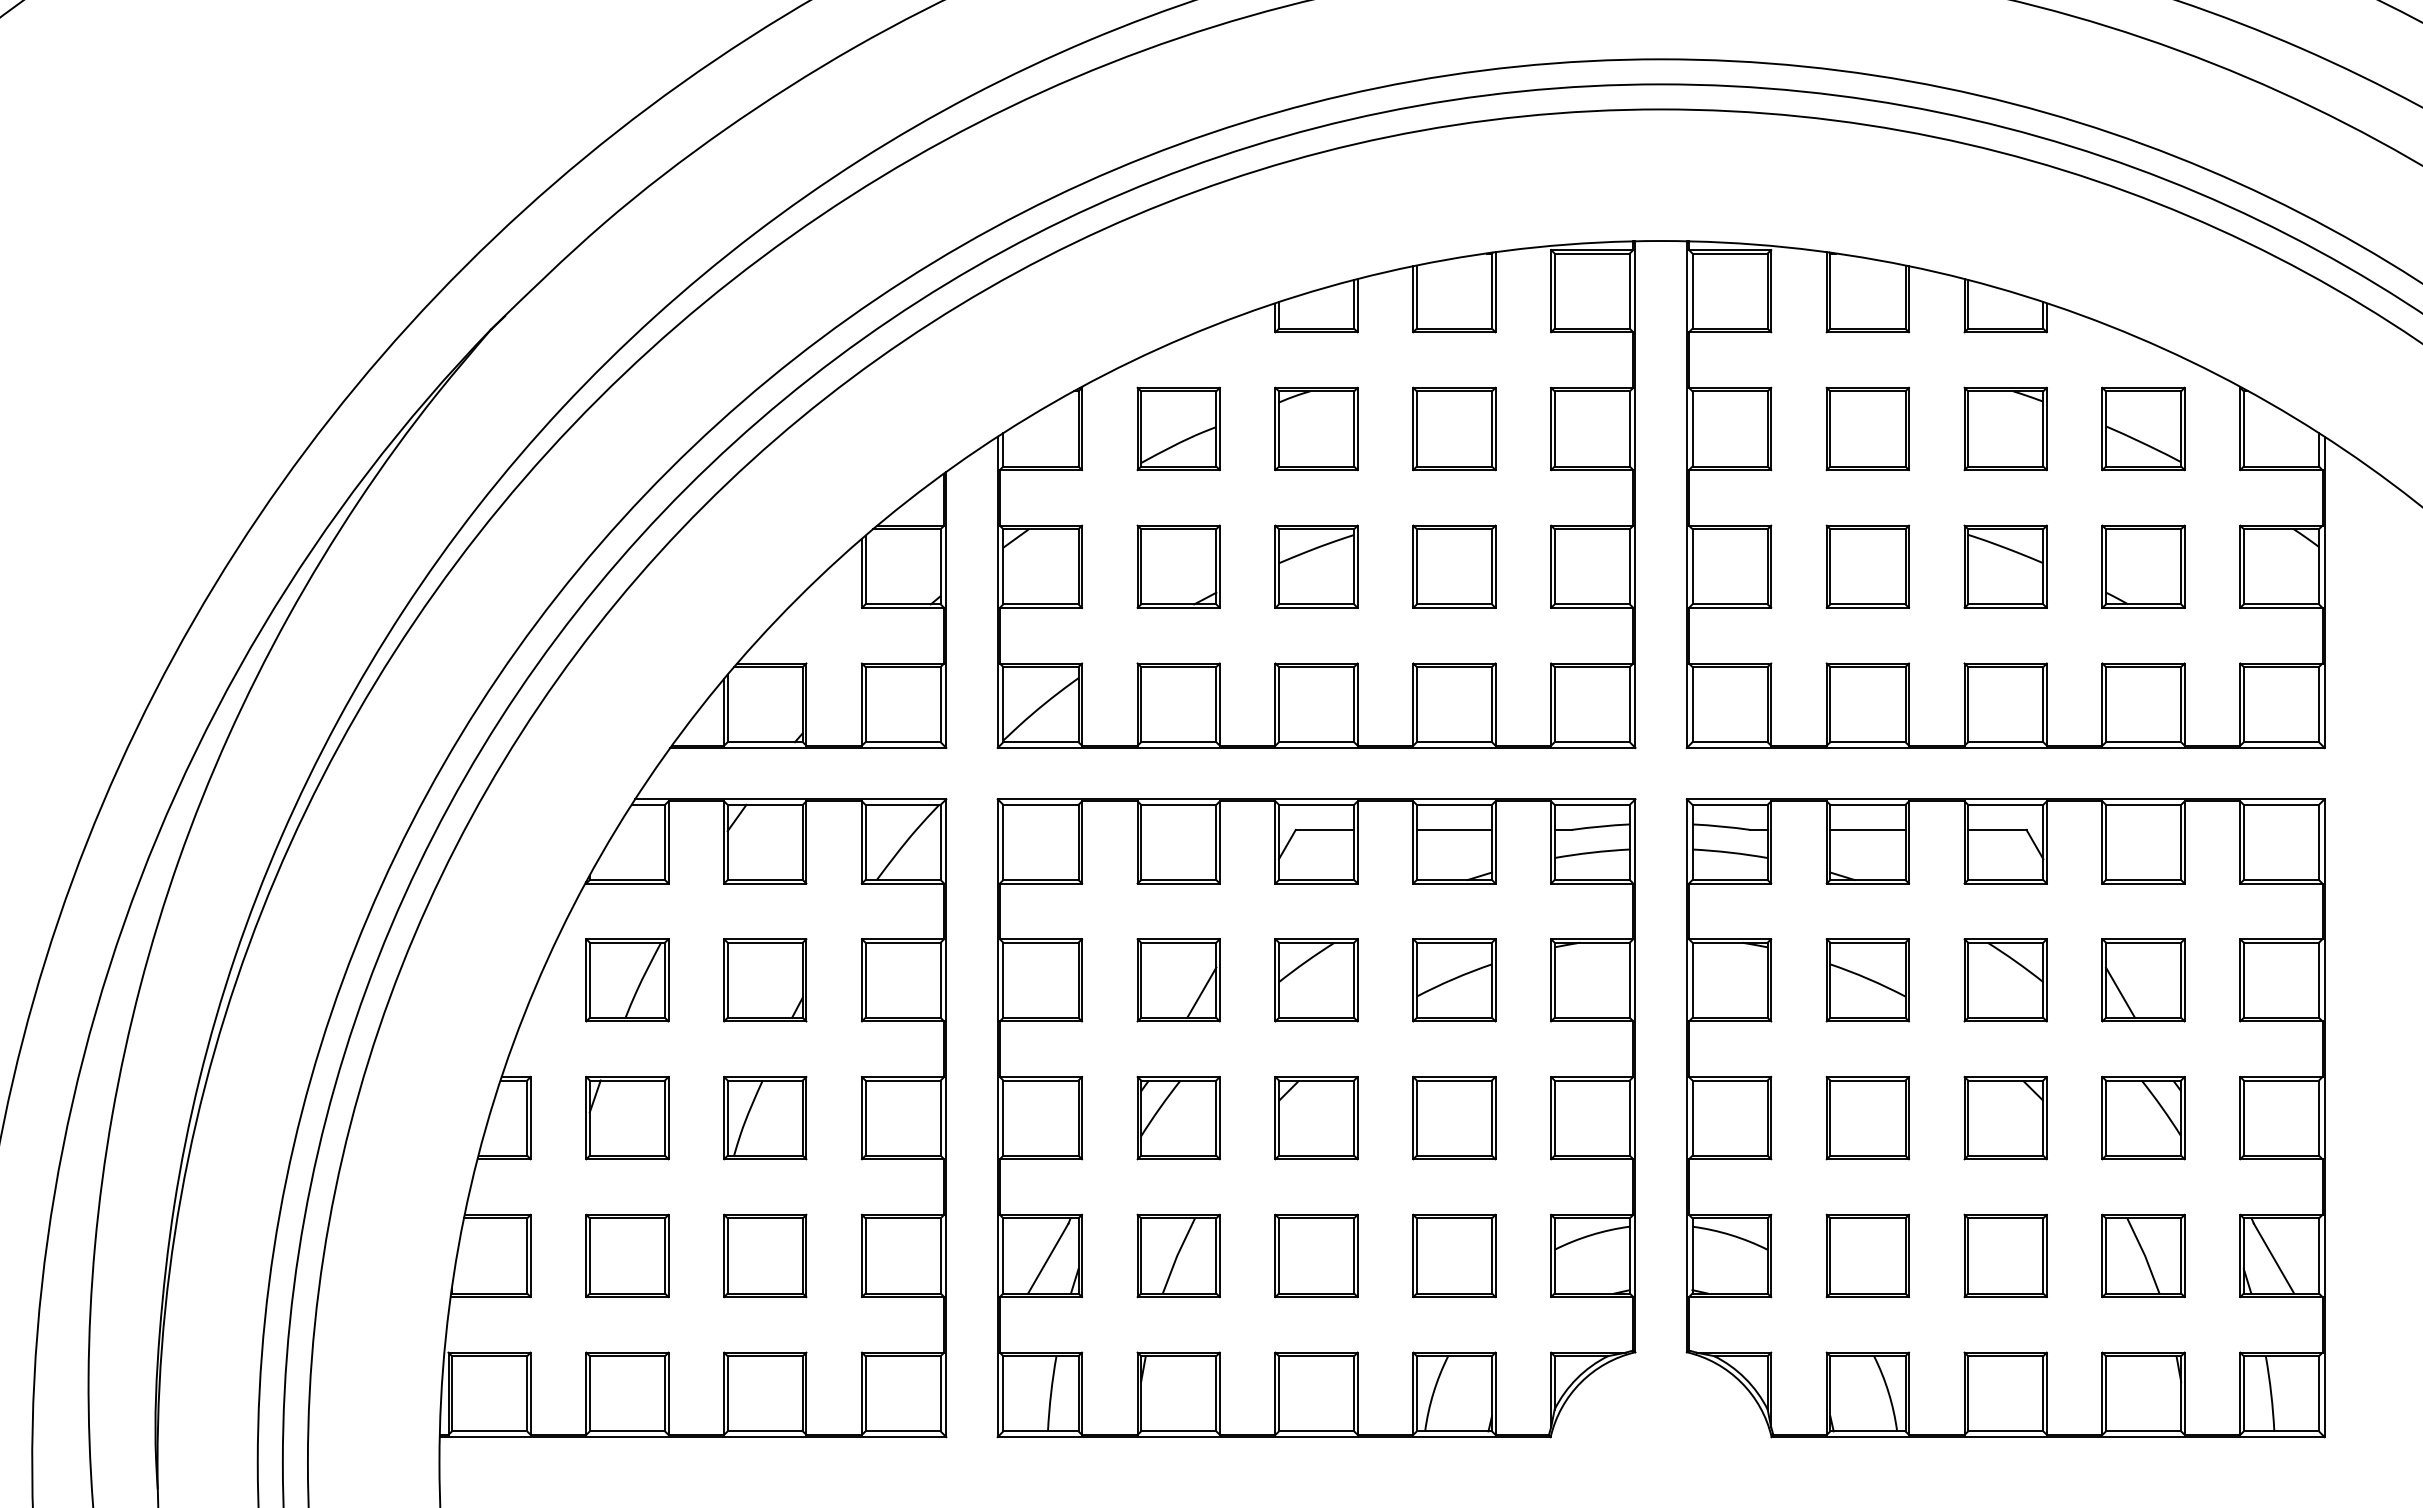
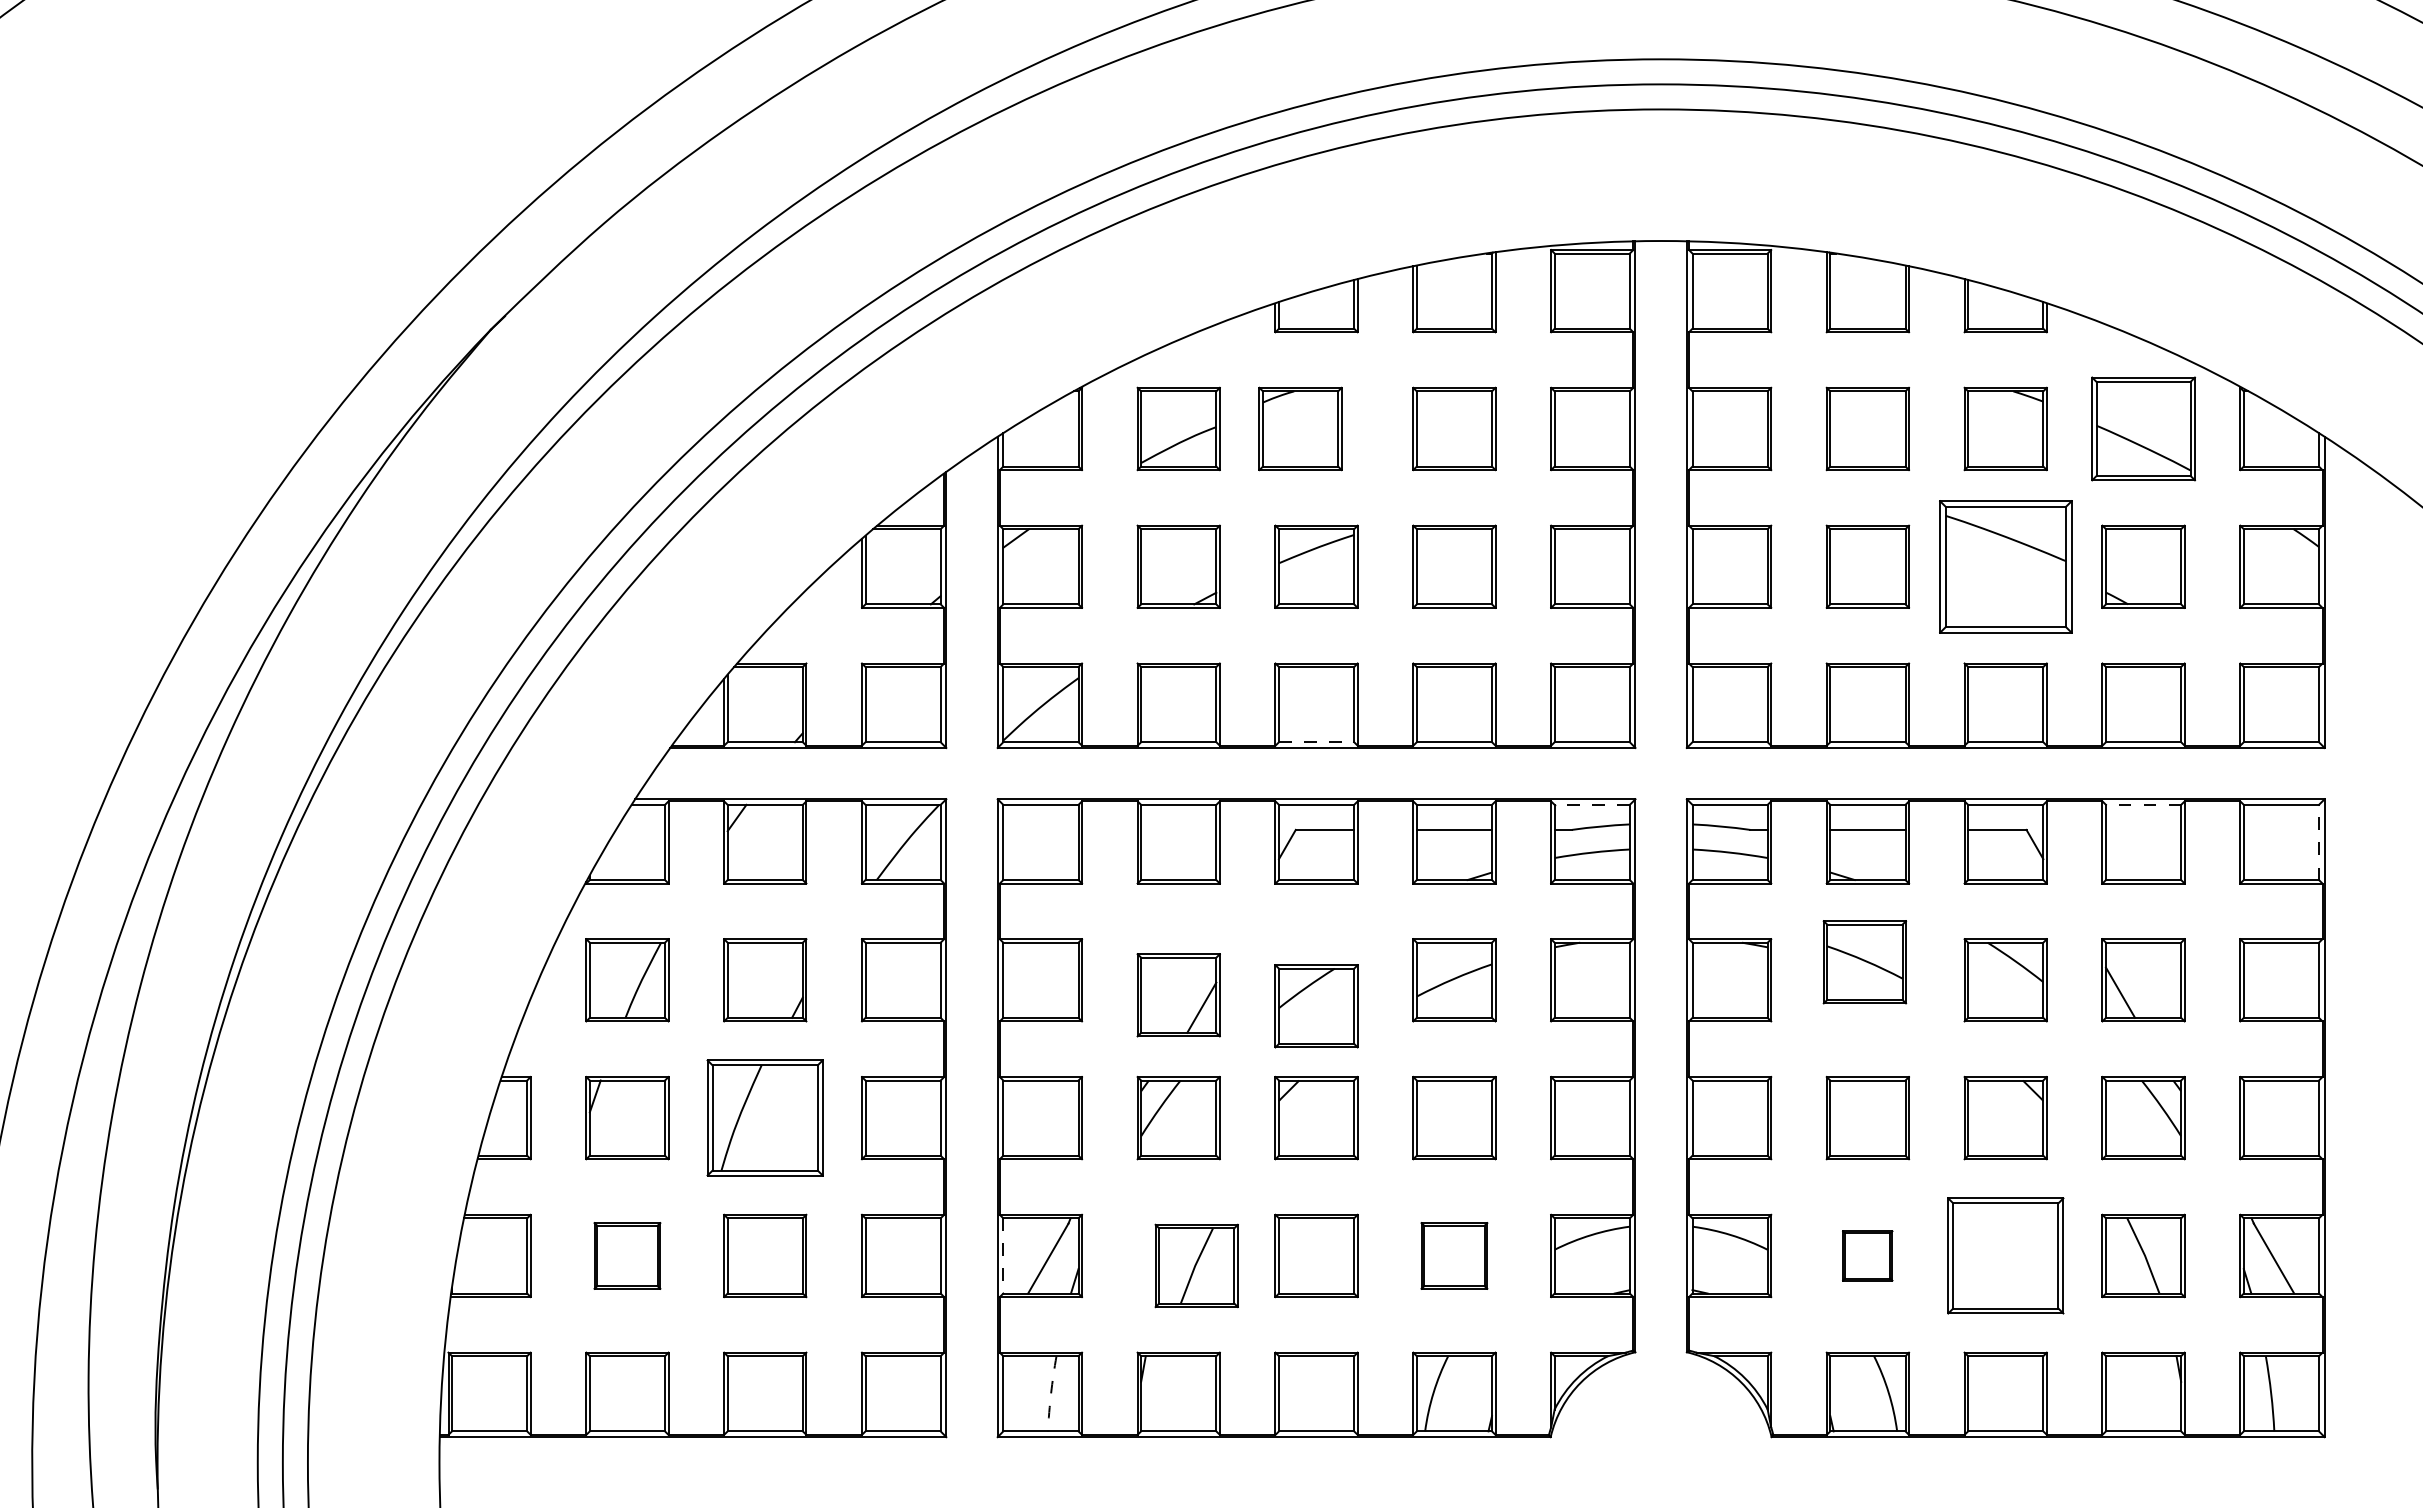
part position: (1316, 428) -> (1300, 428) (1300, 428)
part size: 85x86 px -> 105x106 px (2143, 428)
part size: 85x85 px -> 134x134 px (2005, 566)
line: solid -> dashed (1316, 742)
line: solid -> dashed (1592, 804)
line: solid -> dashed (2143, 804)
line: solid -> dashed (2318, 842)
part position: (1178, 980) -> (1178, 995) (1178, 995)
part position: (1316, 980) -> (1316, 1006) (1316, 1006)
part position: (1867, 980) -> (1864, 962) (1864, 962)
part size: 85x85 px -> 118x118 px (764, 1117)
part size: 85x86 px -> 69x68 px (627, 1255)
line: solid -> dashed (1003, 1255)
part position: (1178, 1255) -> (1196, 1265) (1196, 1265)
part size: 85x86 px -> 69x68 px (1454, 1255)
part size: 85x86 px -> 52x52 px (1867, 1255)
part size: 85x86 px -> 118x118 px (2005, 1255)
arc: solid -> dashed (1051, 1393)
